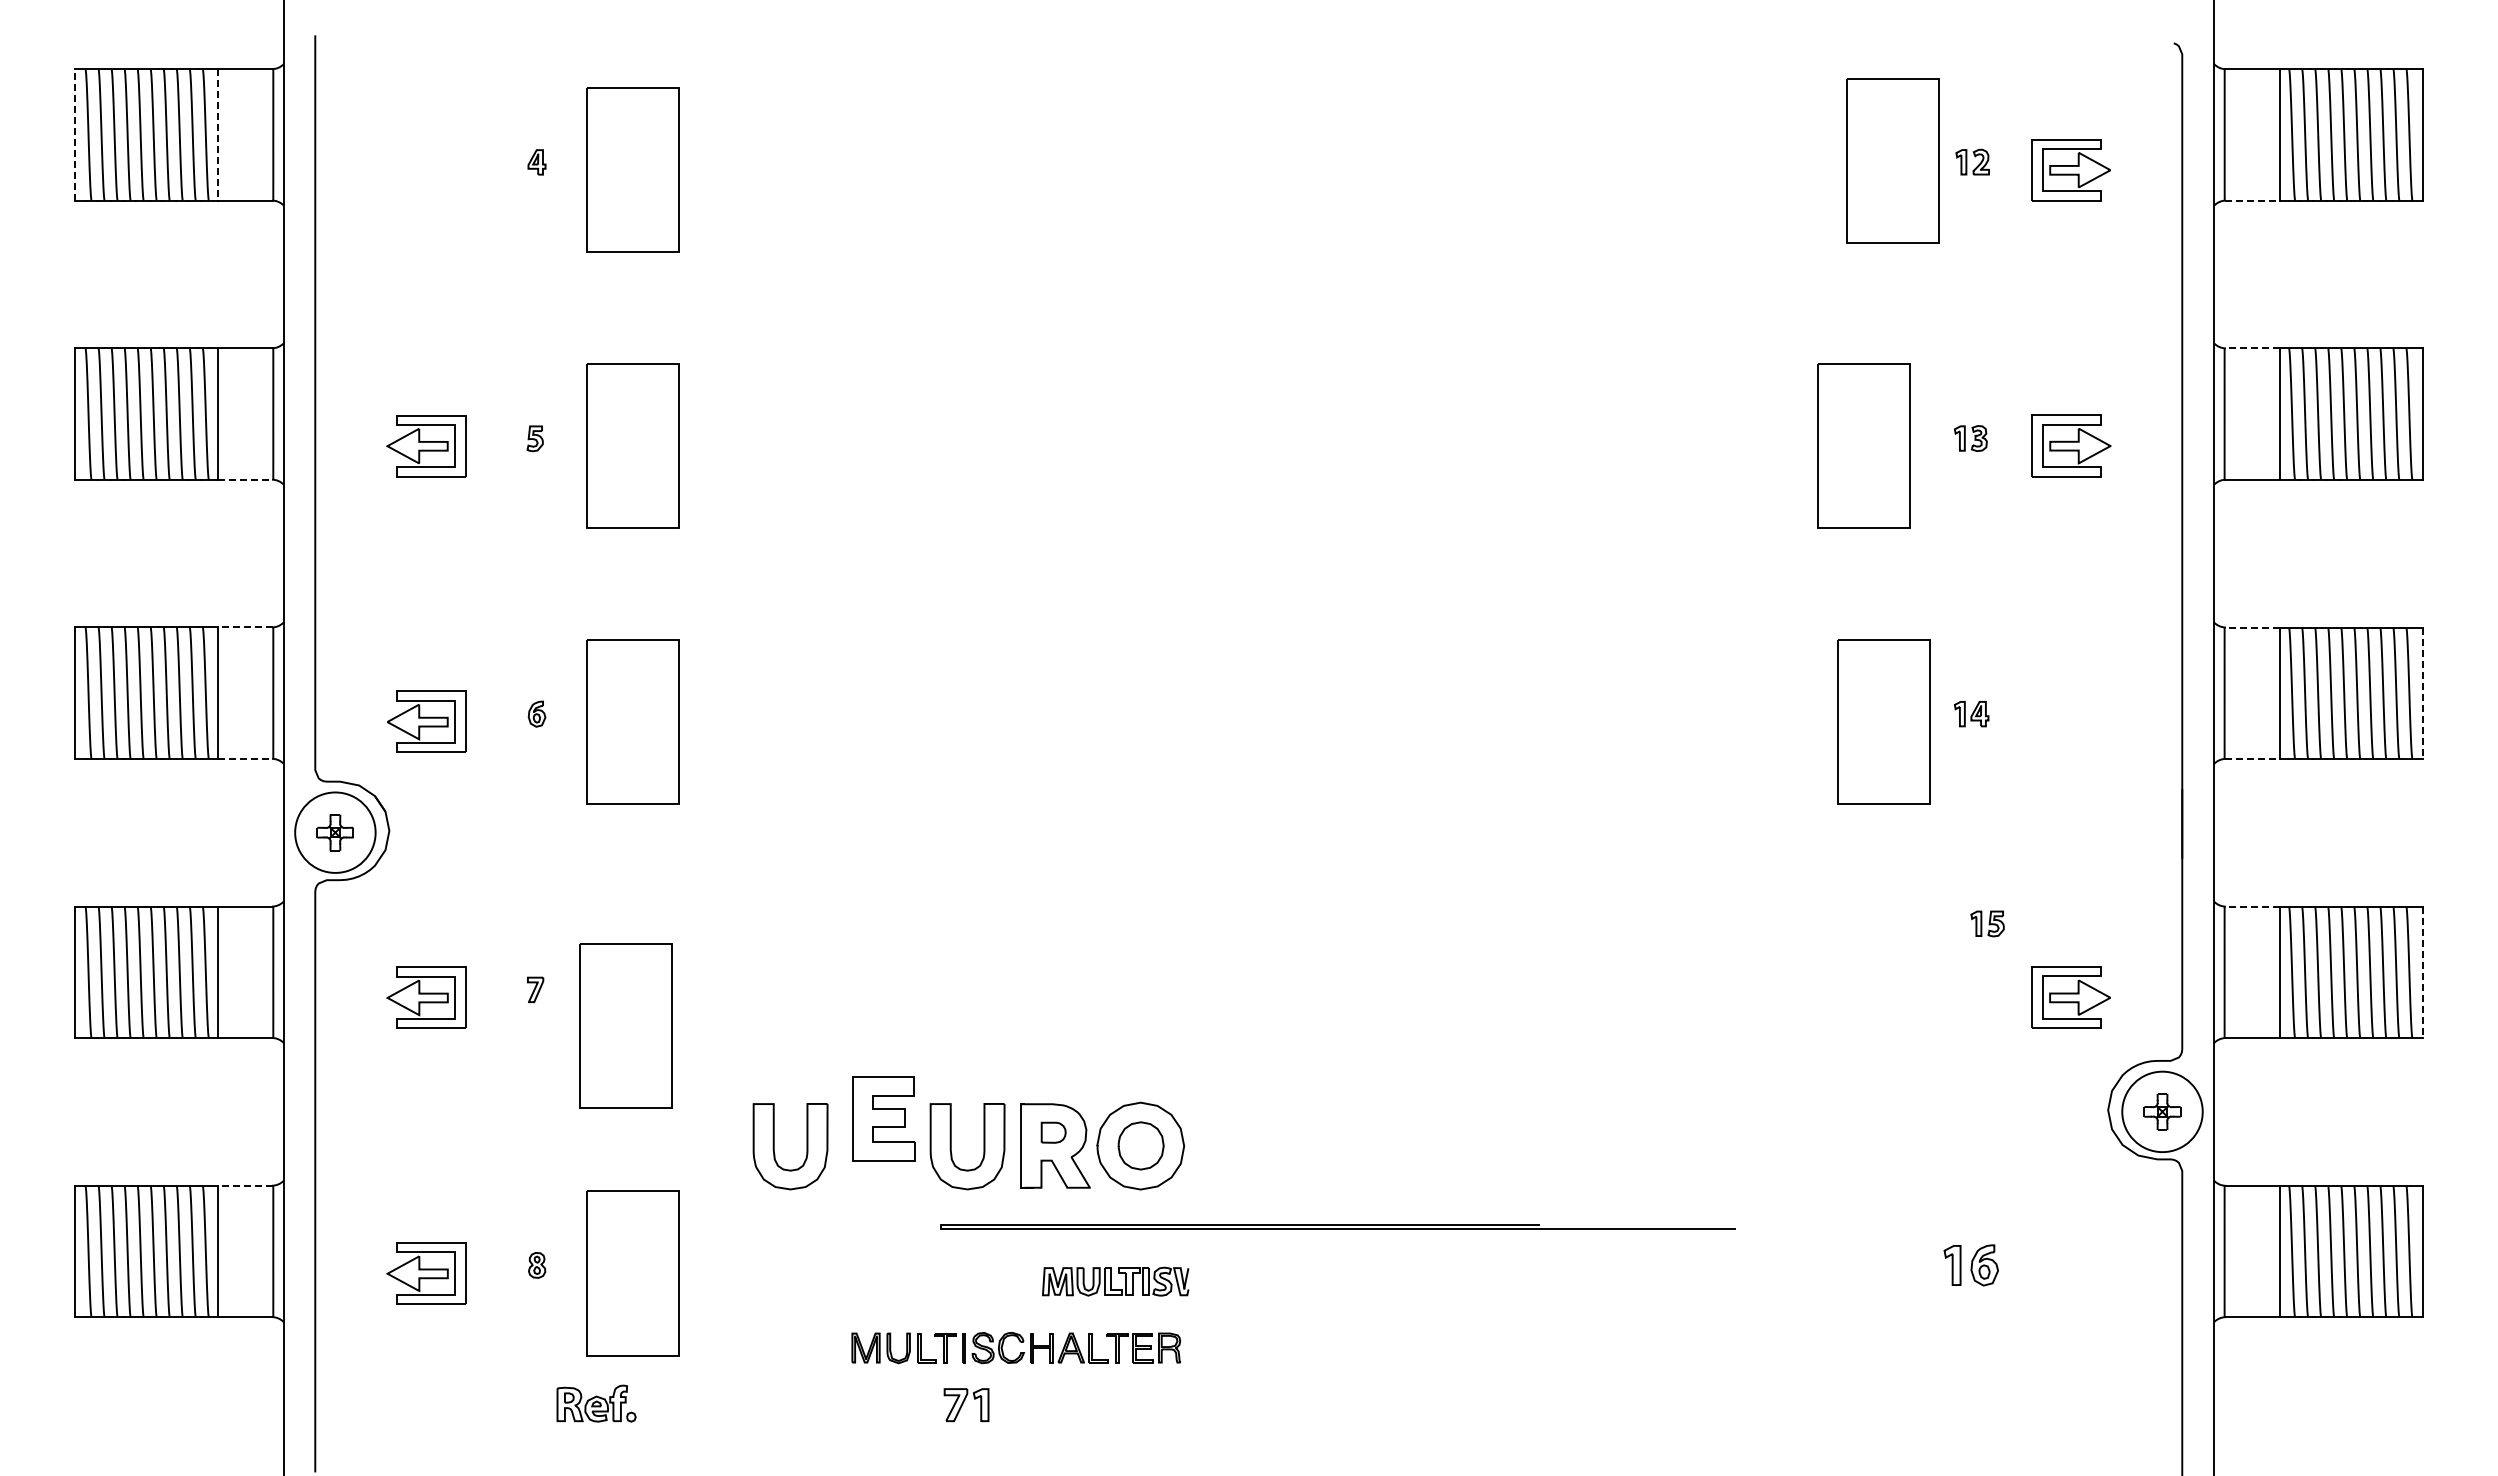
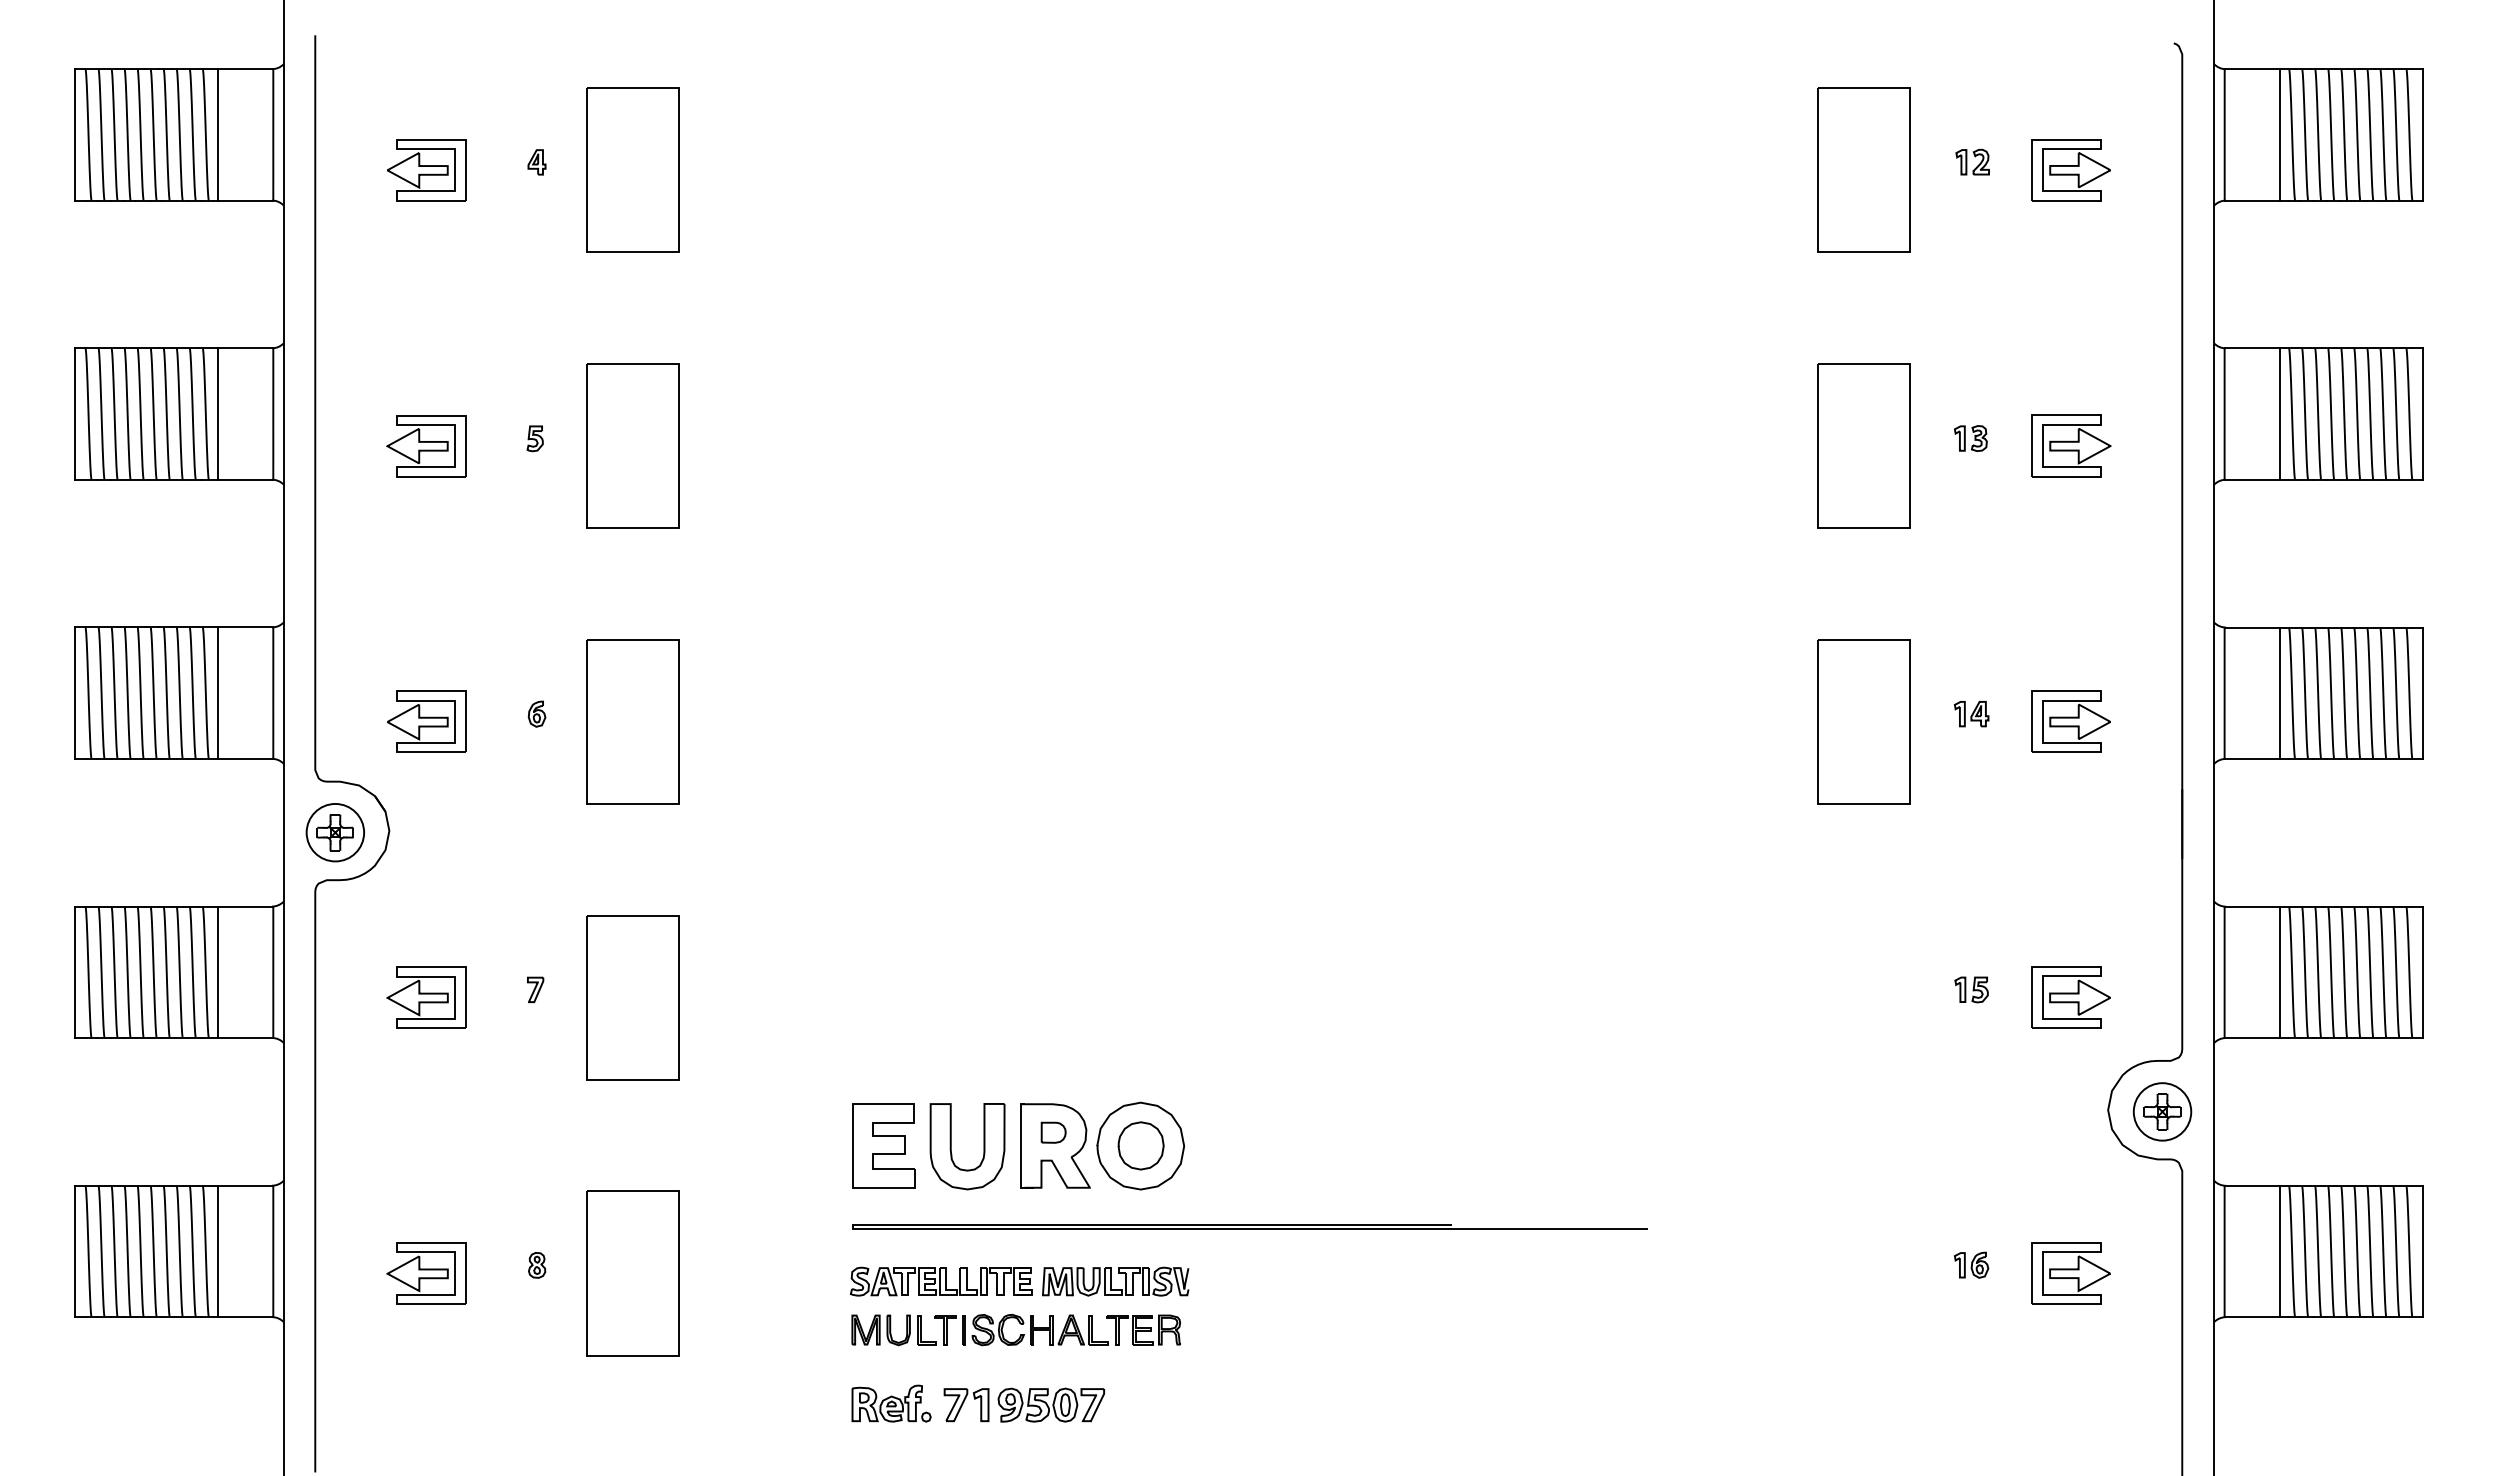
line: dashed -> solid (74, 134)
line: dashed -> solid (217, 134)
part position: (1892, 160) -> (1863, 169) (1863, 169)
part: none -> present (426, 170)
line: dashed -> solid (2252, 200)
line: dashed -> solid (2252, 348)
line: dashed -> solid (245, 479)
line: dashed -> solid (245, 627)
line: dashed -> solid (2252, 627)
line: dashed -> solid (2422, 693)
part position: (1883, 721) -> (1863, 721) (1863, 721)
part: none -> present (2070, 721)
line: dashed -> solid (245, 758)
line: dashed -> solid (2252, 758)
circle diameter: 80 px -> 57 px (335, 832)
line: dashed -> solid (2252, 906)
part position: (1987, 923) -> (1971, 989) (1971, 989)
line: dashed -> solid (2422, 972)
part position: (625, 1025) -> (632, 997) (632, 997)
circle diameter: 80 px -> 57 px (2162, 1111)
part position: (883, 1118) -> (883, 1145) (883, 1145)
part: present -> none (774, 1146)
line: dashed -> solid (245, 1185)
curve position: (1337, 1225) -> (1249, 1225) (1249, 1225)
part size: 56x43 px -> 36x28 px (1971, 1264)
part: none -> present (2070, 1273)
part: none -> present (941, 1281)
part position: (1020, 1342) -> (1020, 1324) (1020, 1324)
part position: (596, 1403) -> (891, 1403) (891, 1403)
part: none -> present (1050, 1404)
